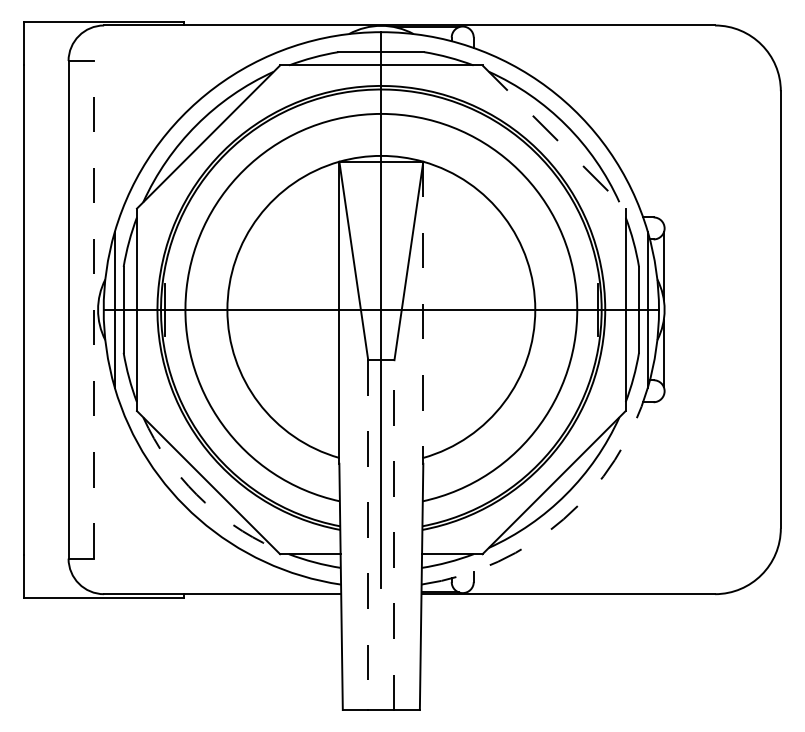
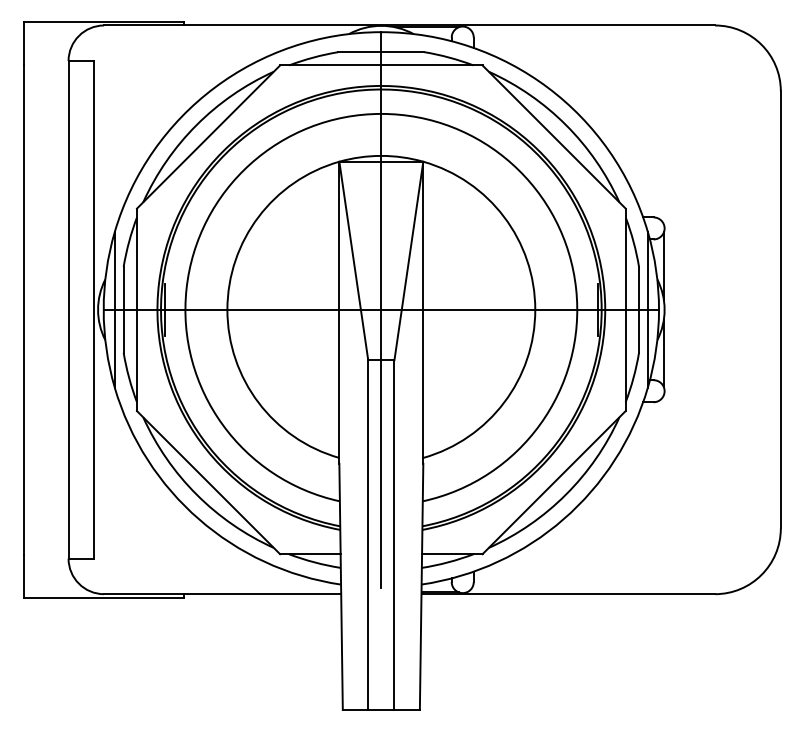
line: dashed -> solid (554, 137)
line: dashed -> solid (94, 309)
line: dashed -> solid (423, 310)
arc: dashed -> solid (196, 494)
arc: dashed -> solid (563, 519)
line: dashed -> solid (368, 535)
line: dashed -> solid (394, 535)
